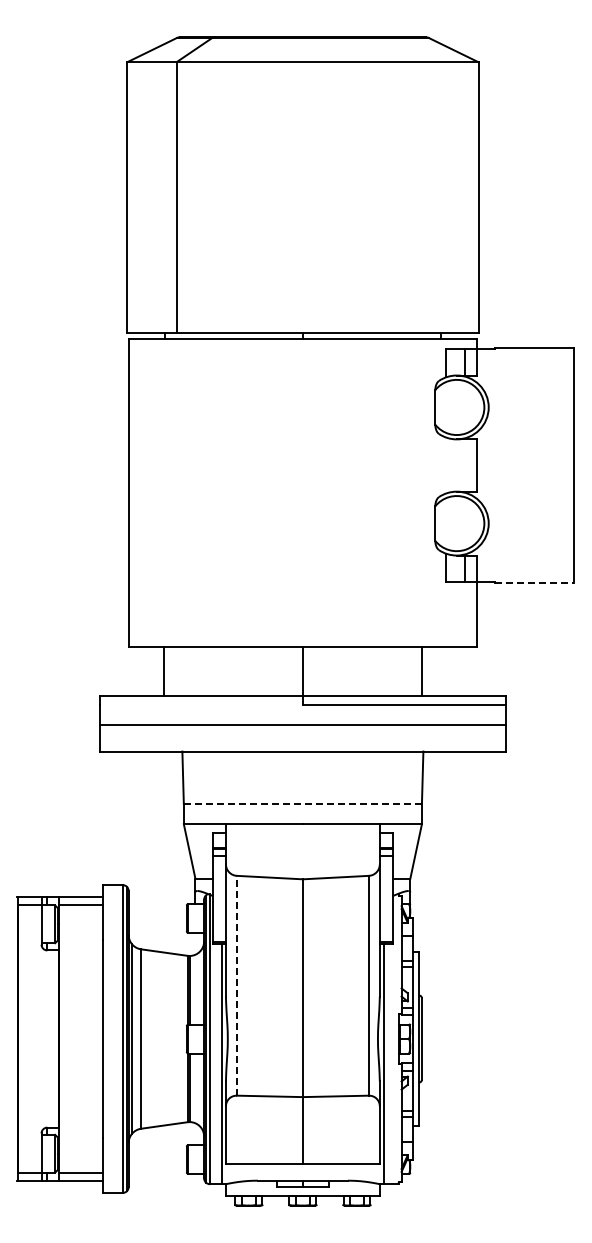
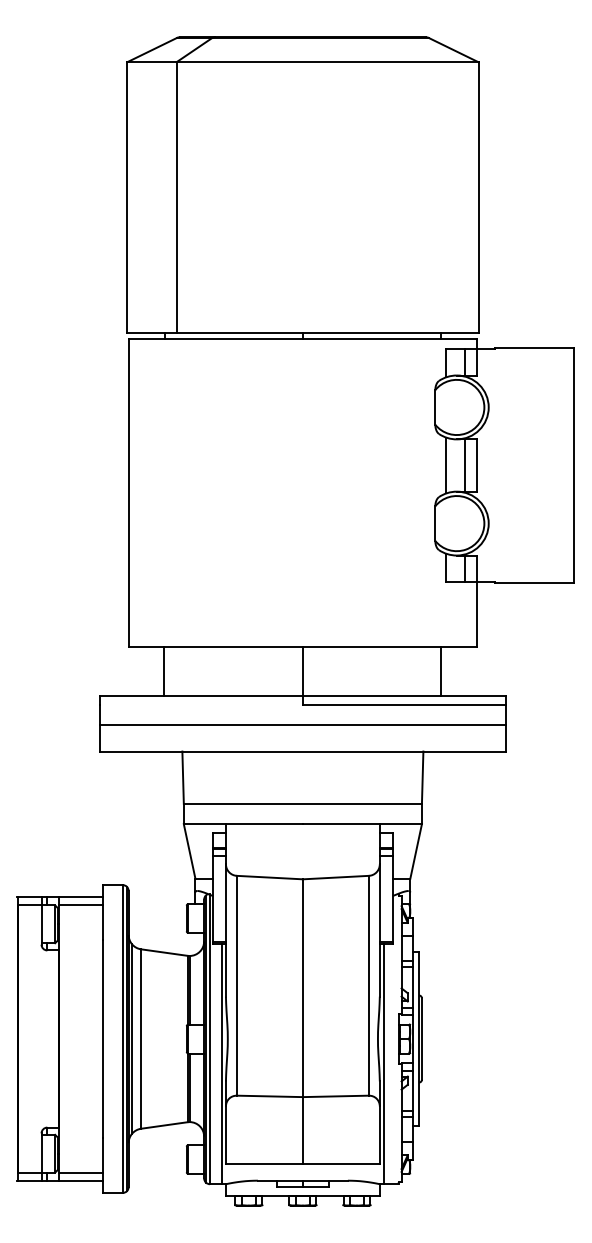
line: none -> present (446, 465)
line: none -> present (465, 465)
line: dashed -> solid (534, 583)
line position: (422, 671) -> (441, 671) (441, 671)
line: dashed -> solid (303, 803)
line: dashed -> solid (236, 985)
